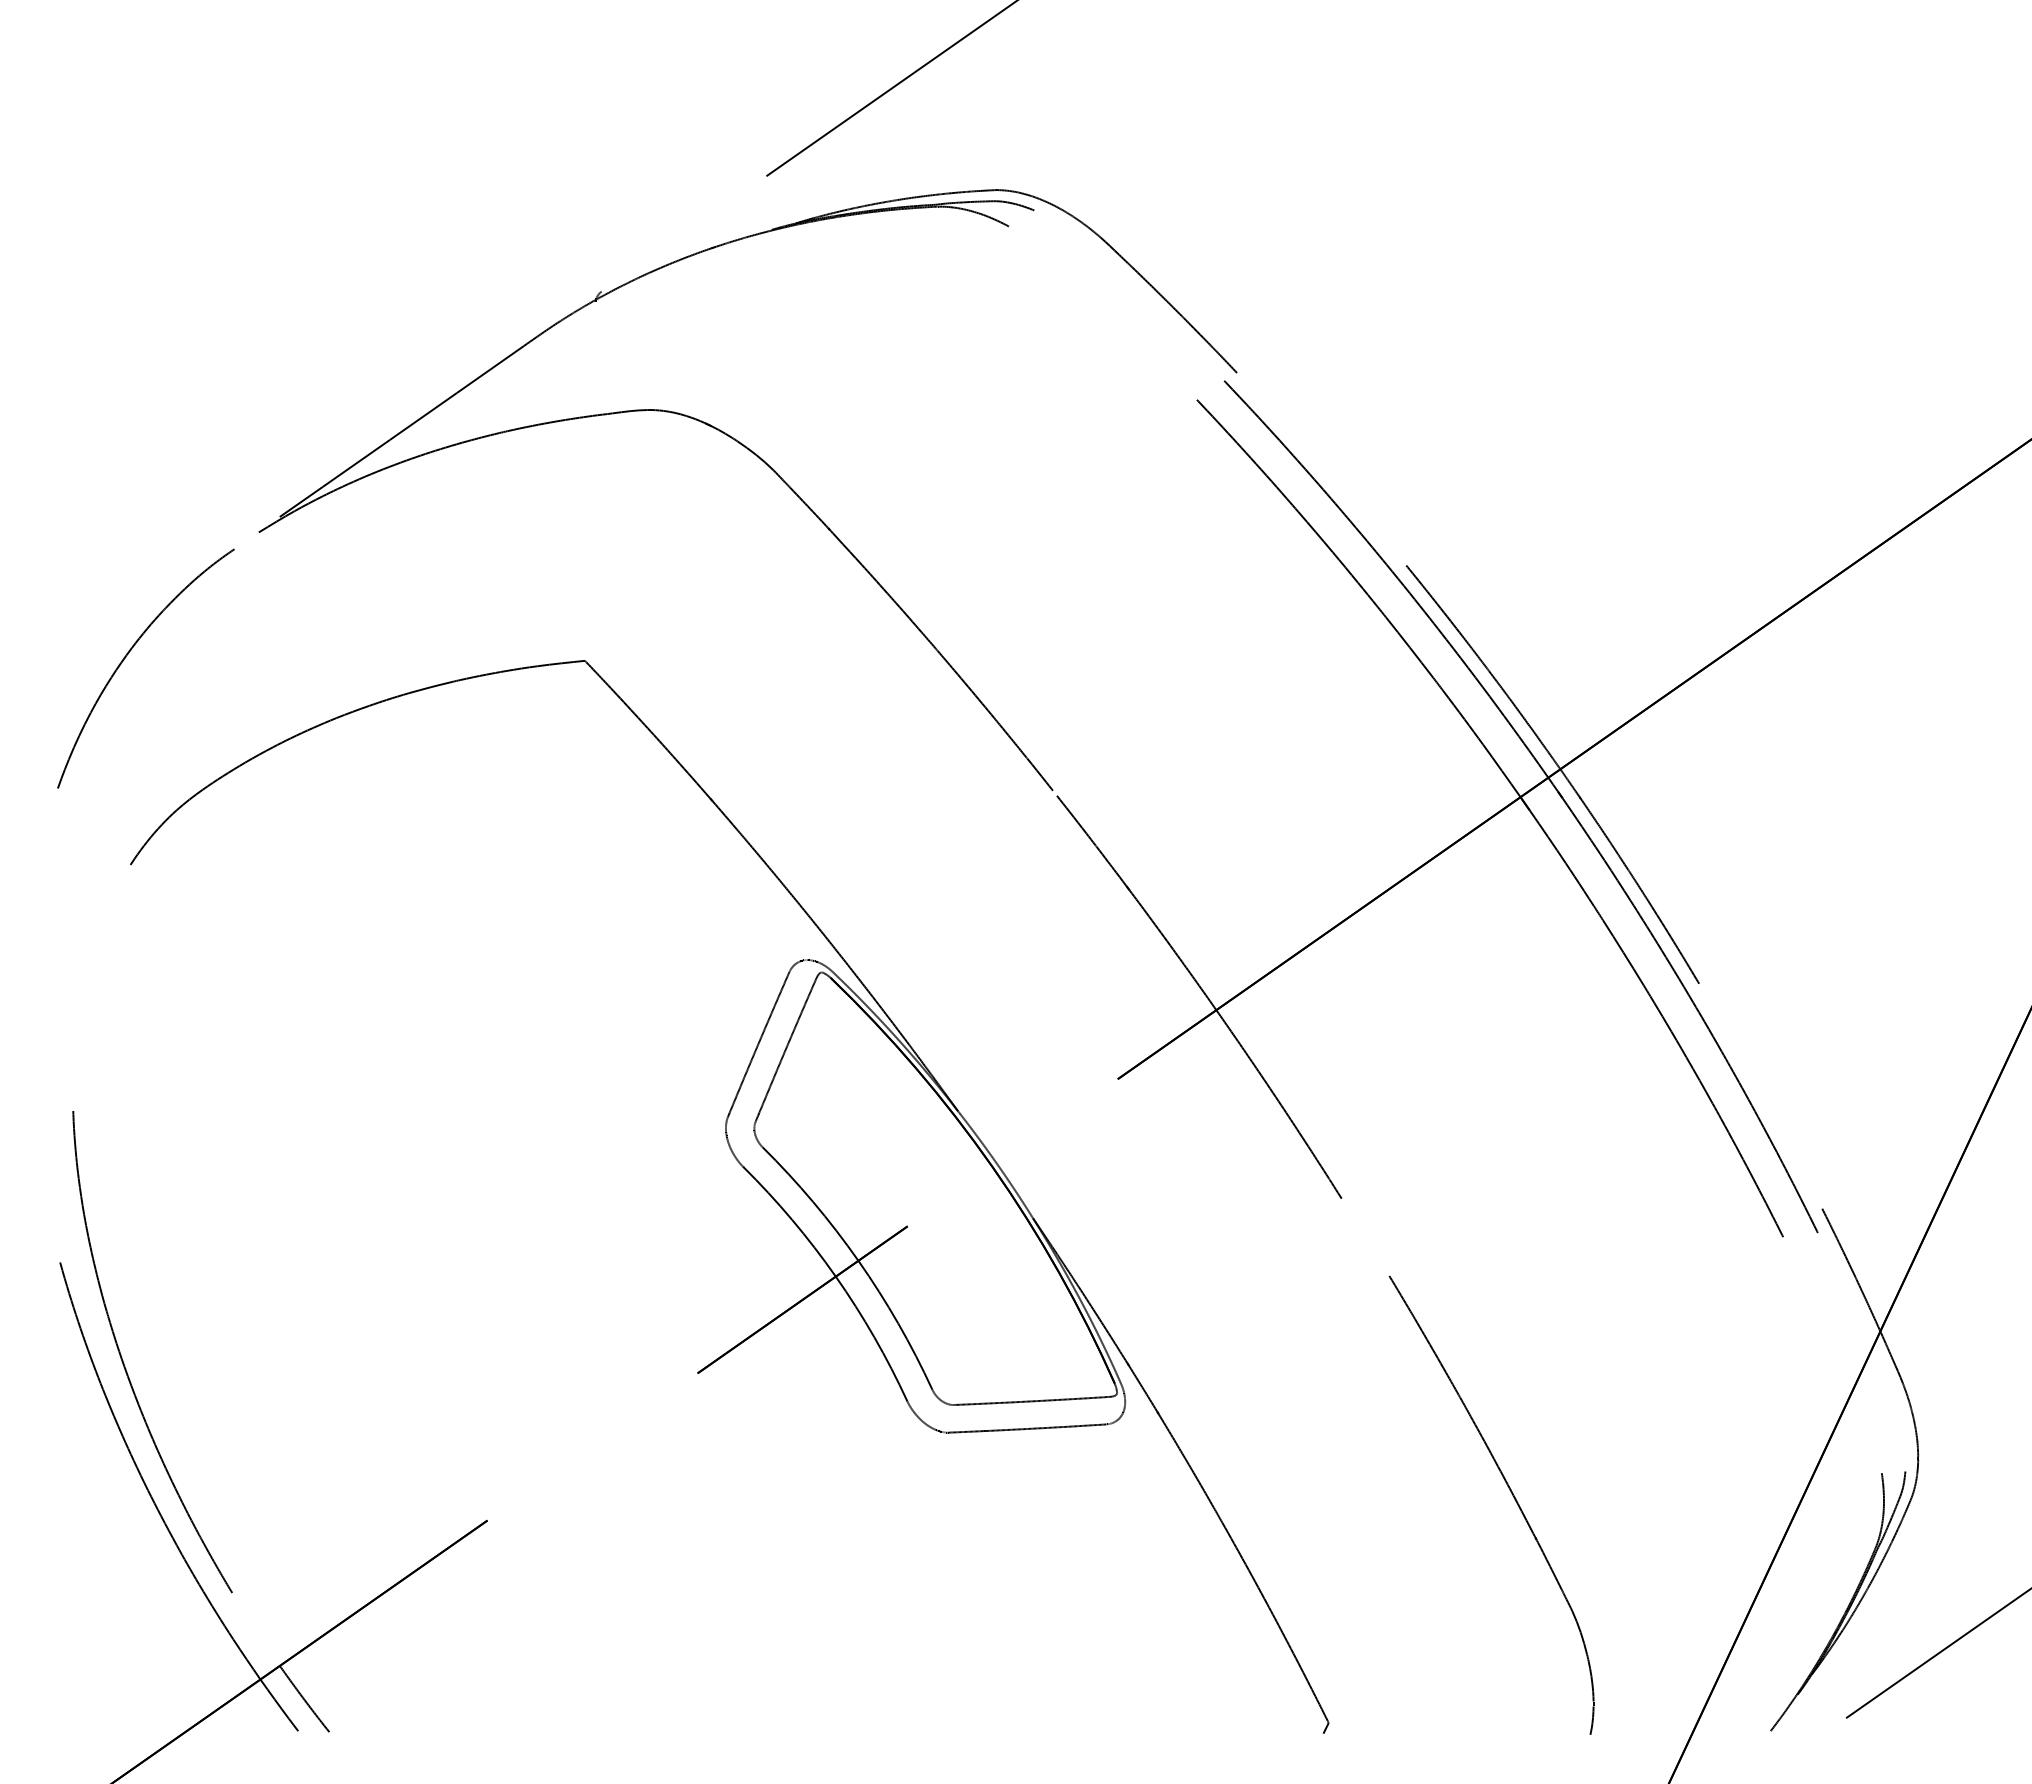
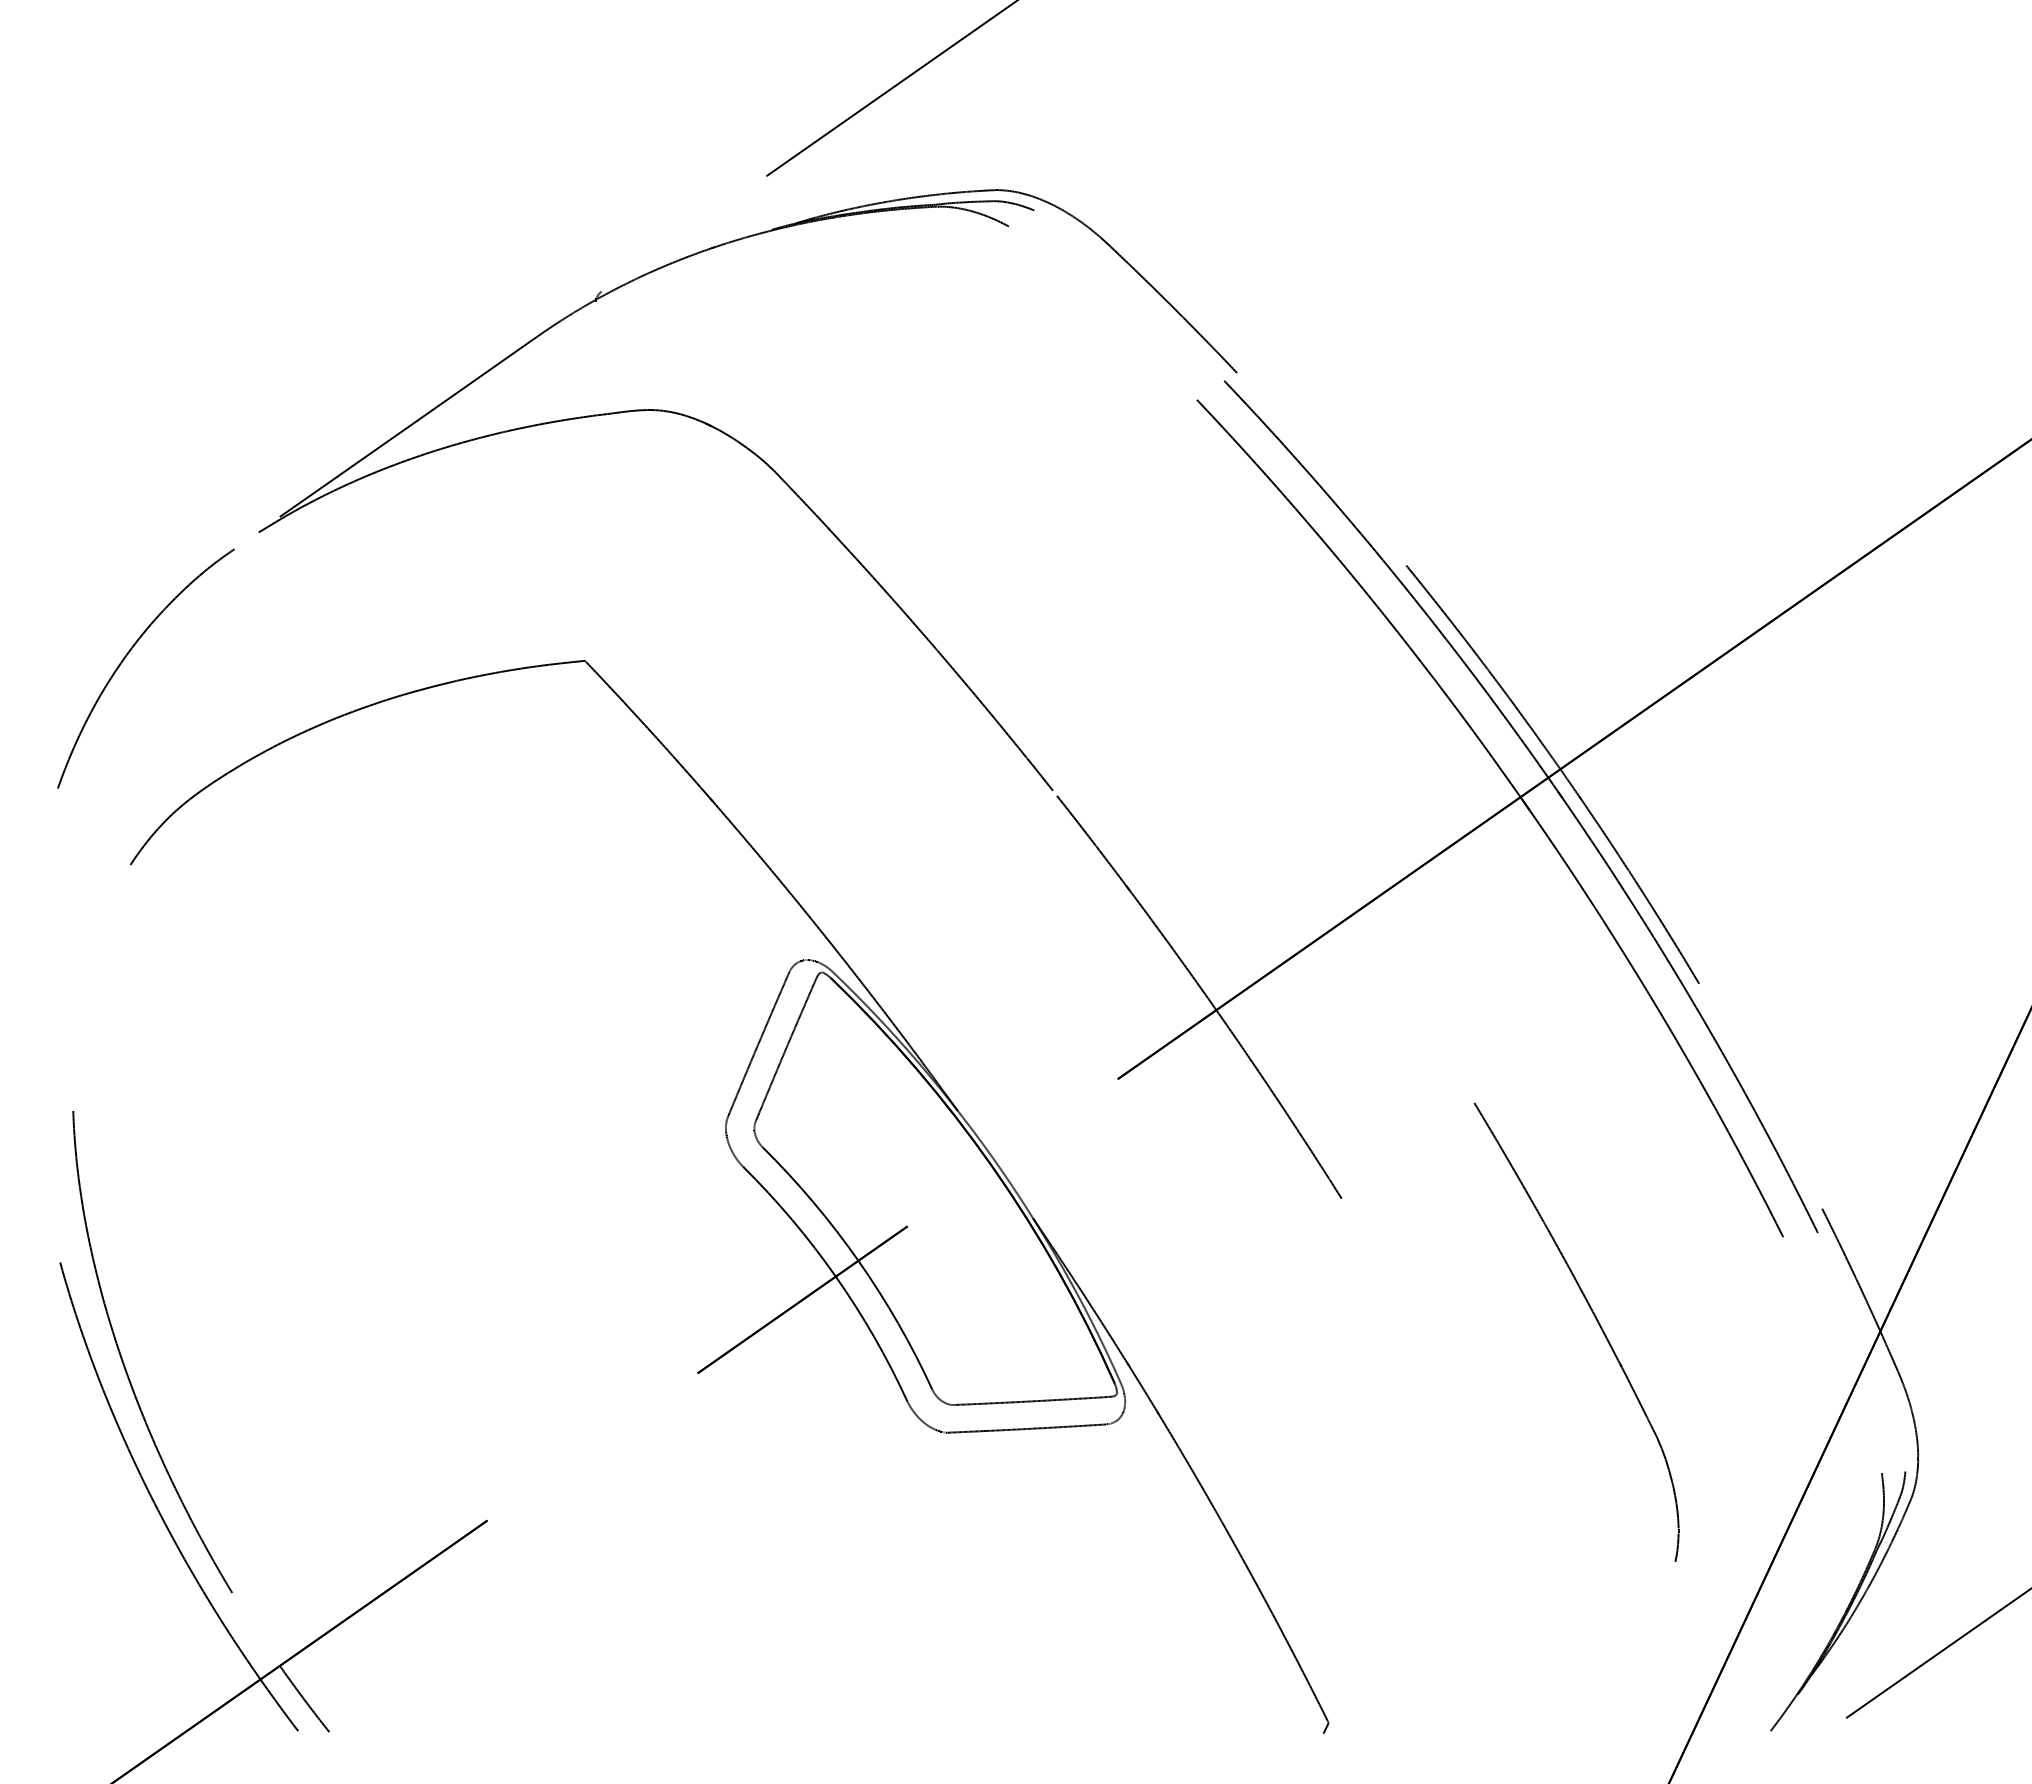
curve position: (1511, 1494) -> (1596, 1321) (1596, 1321)
